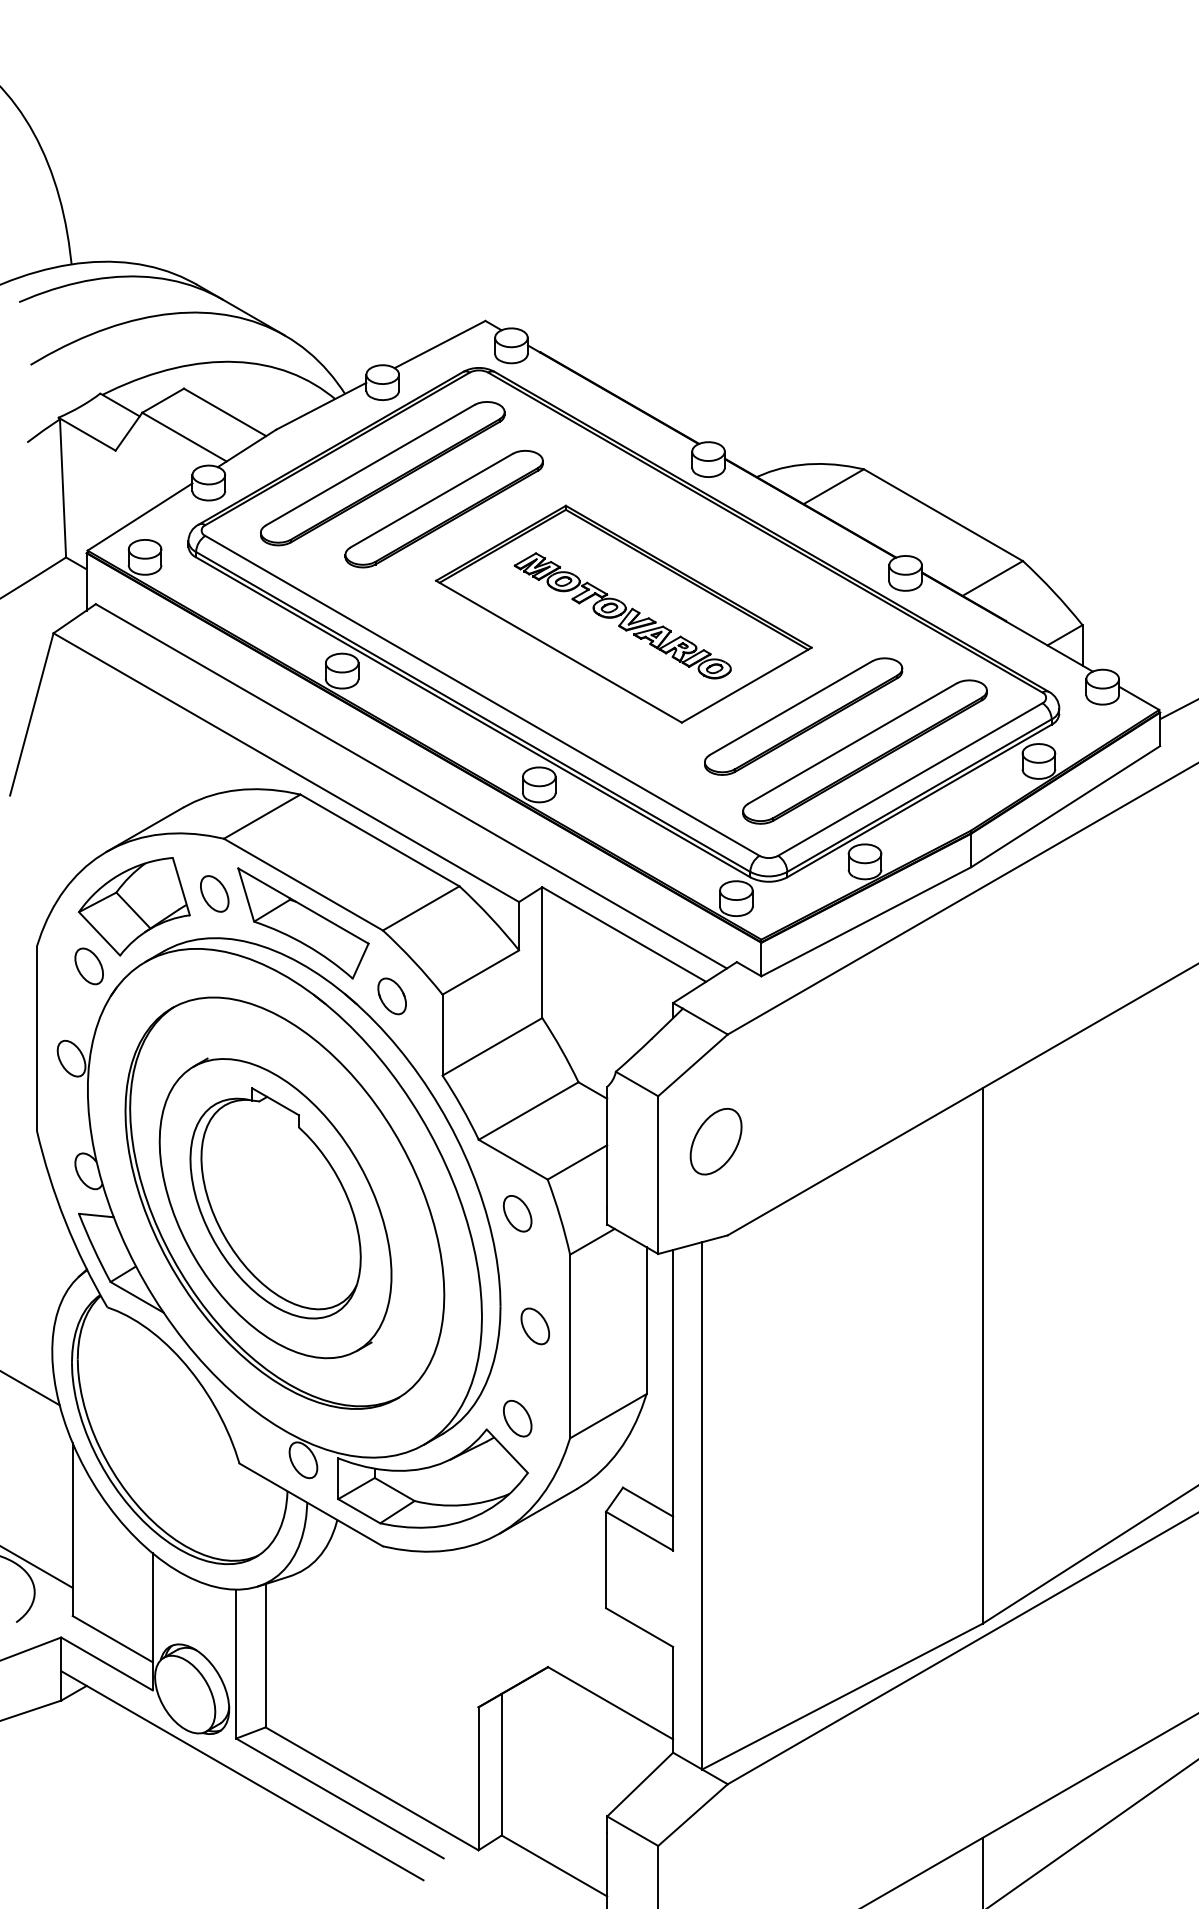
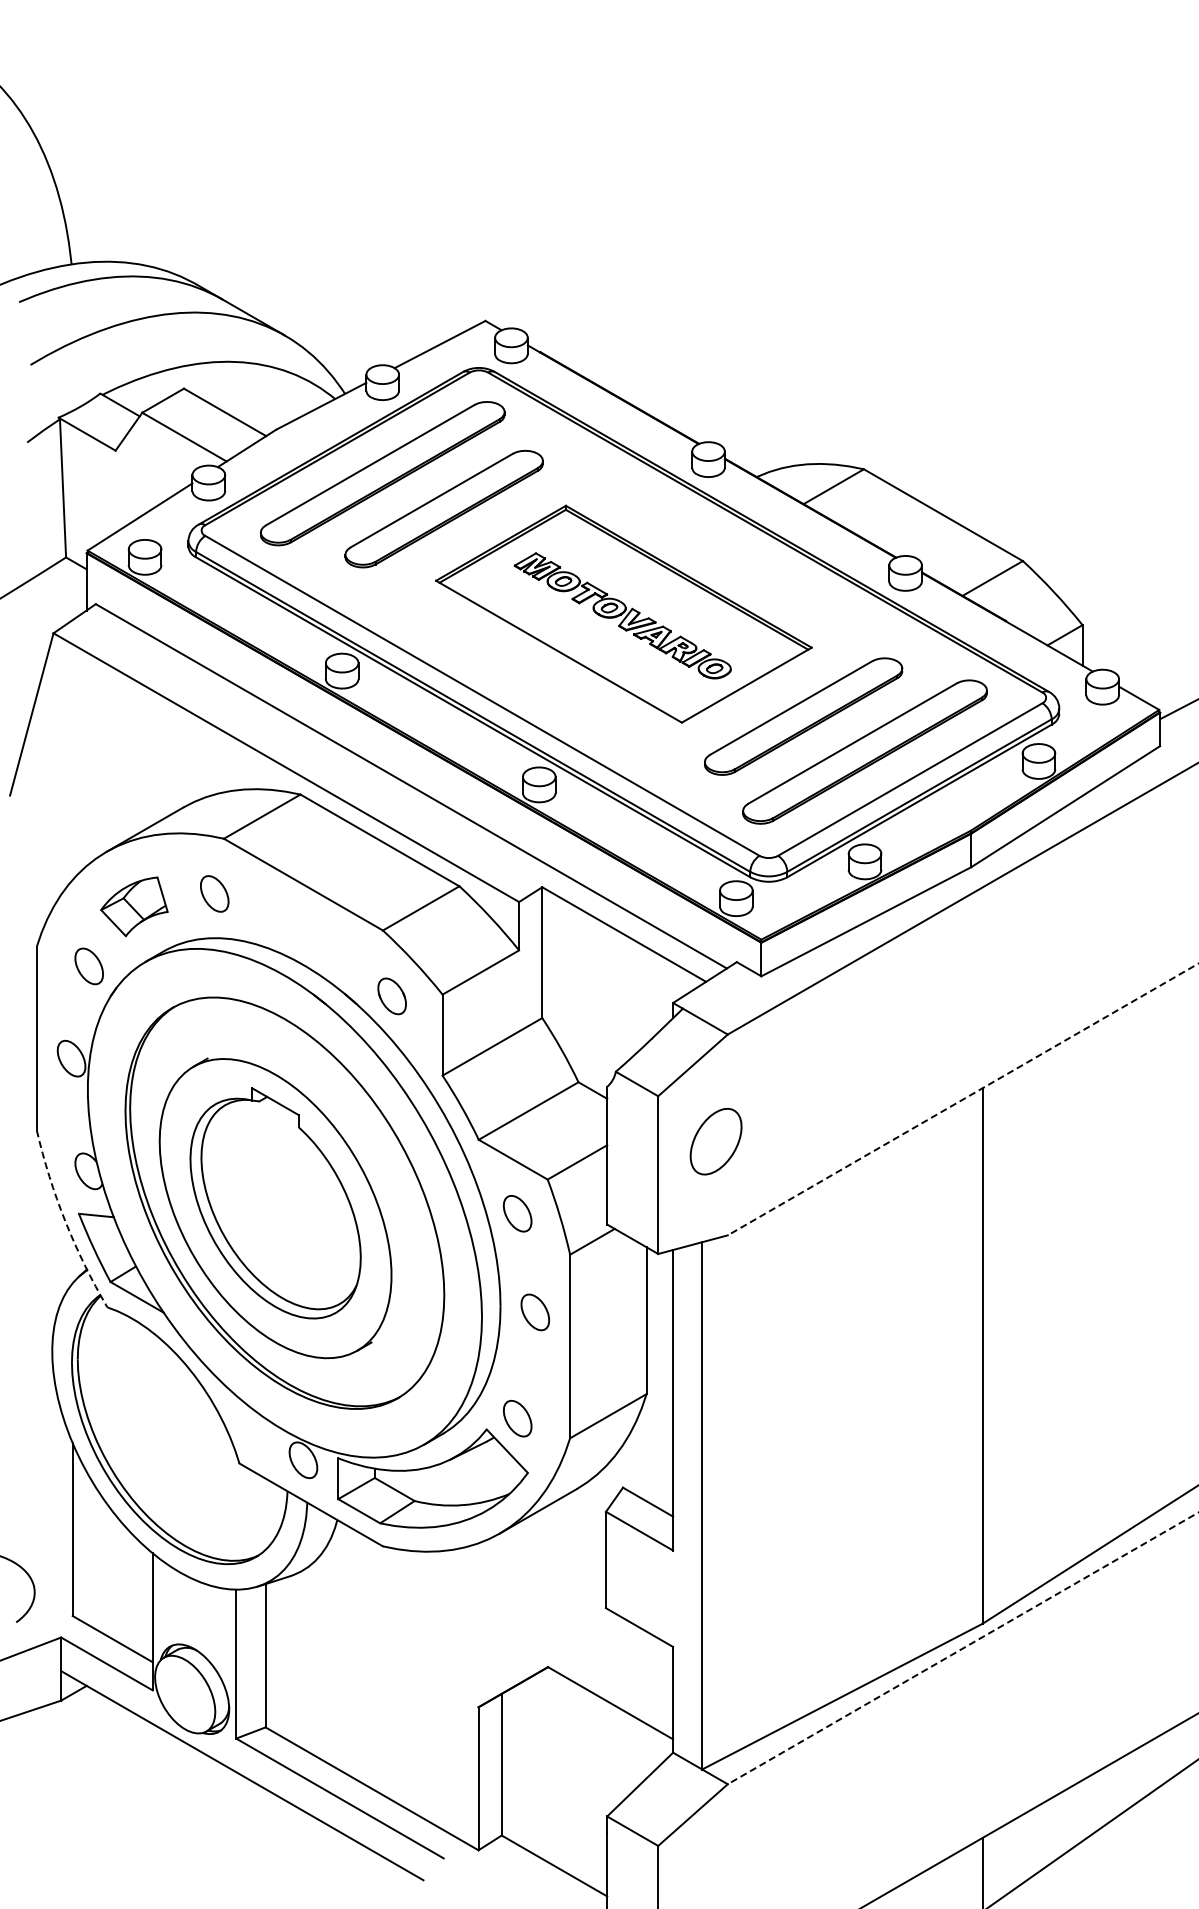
part size: 113x100 px -> 69x62 px (134, 906)
part: present -> none (303, 923)
line: solid -> dashed (963, 1099)
arc: solid -> dashed (65, 1221)
part position: (534, 1326) -> (534, 1312) (534, 1312)
line: present -> none (30, 1388)
line: present -> none (37, 1567)
line: solid -> dashed (963, 1648)
